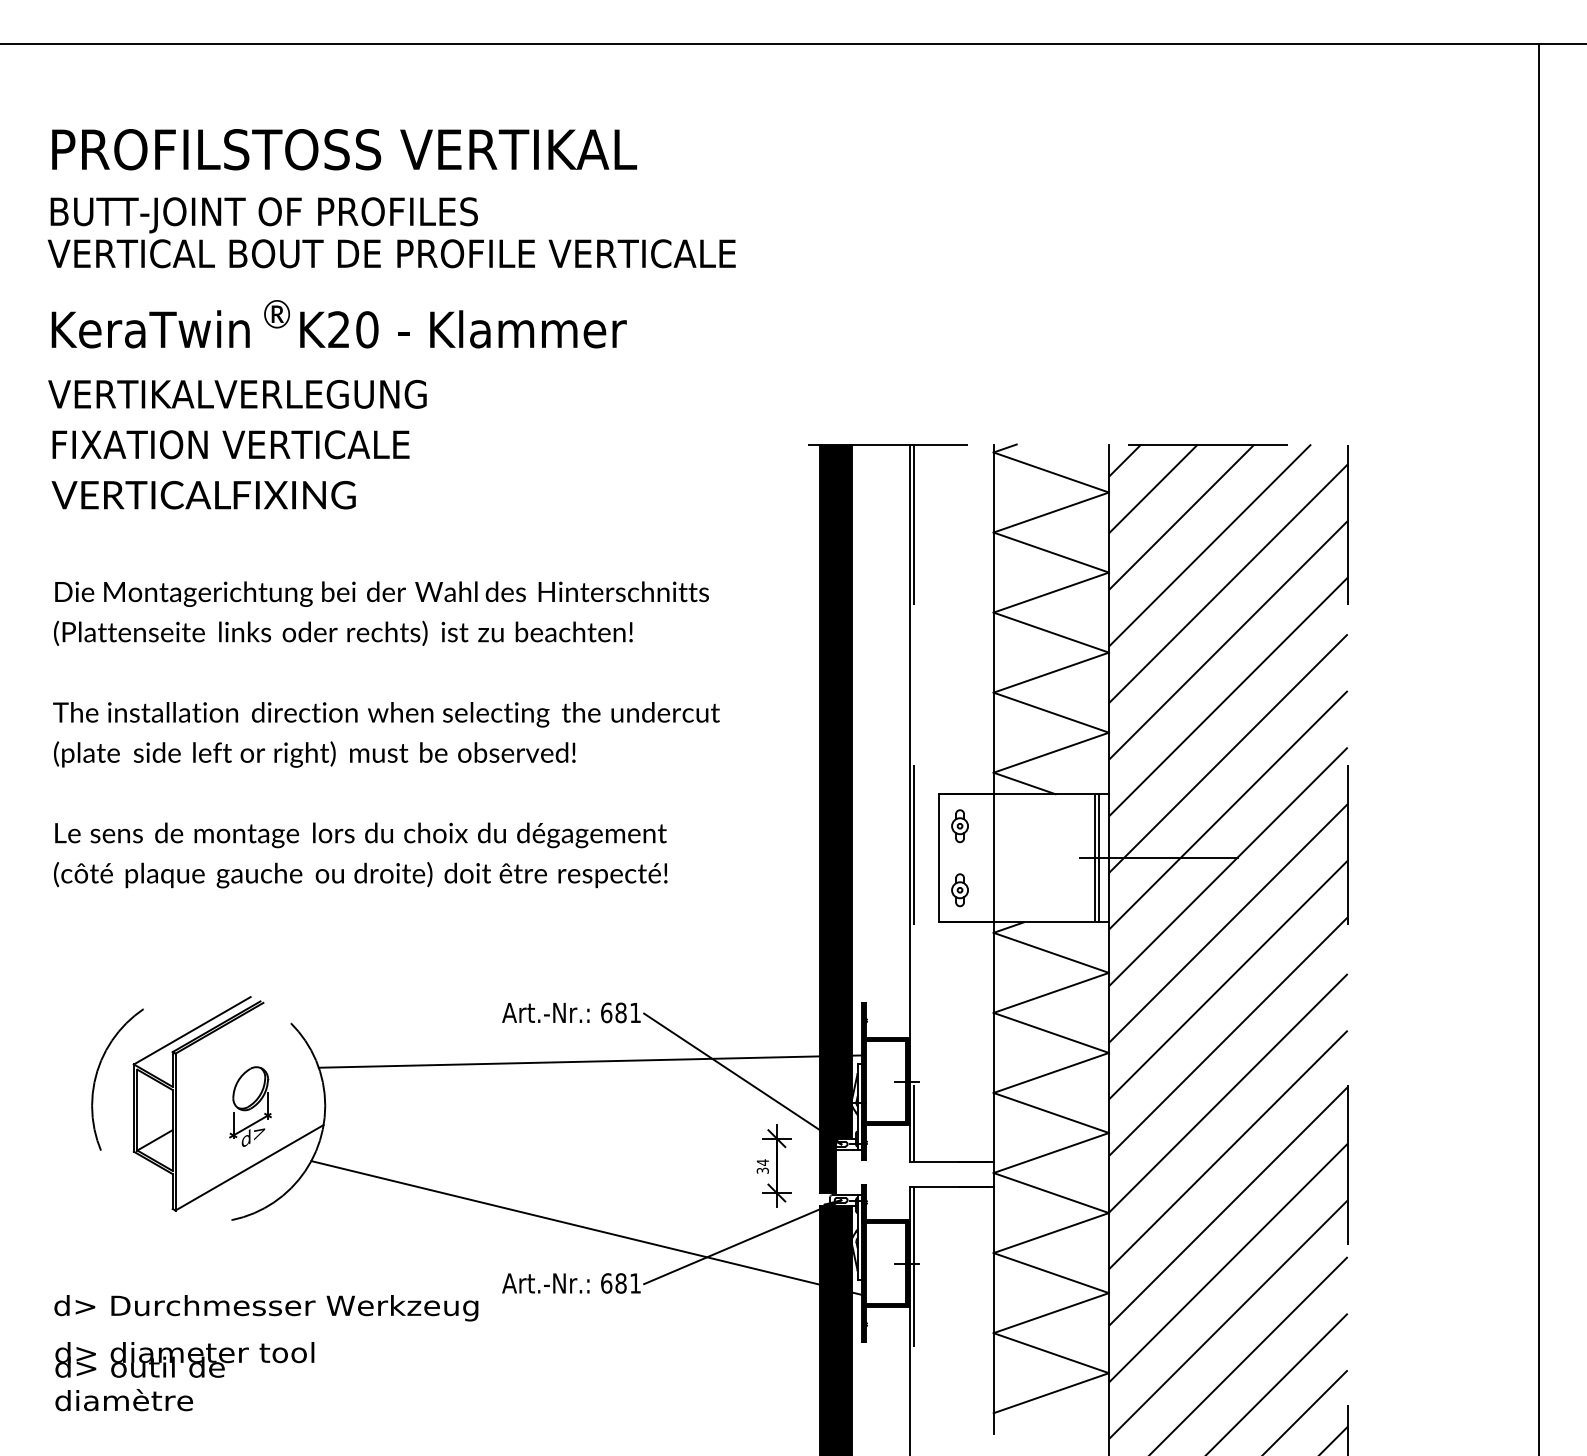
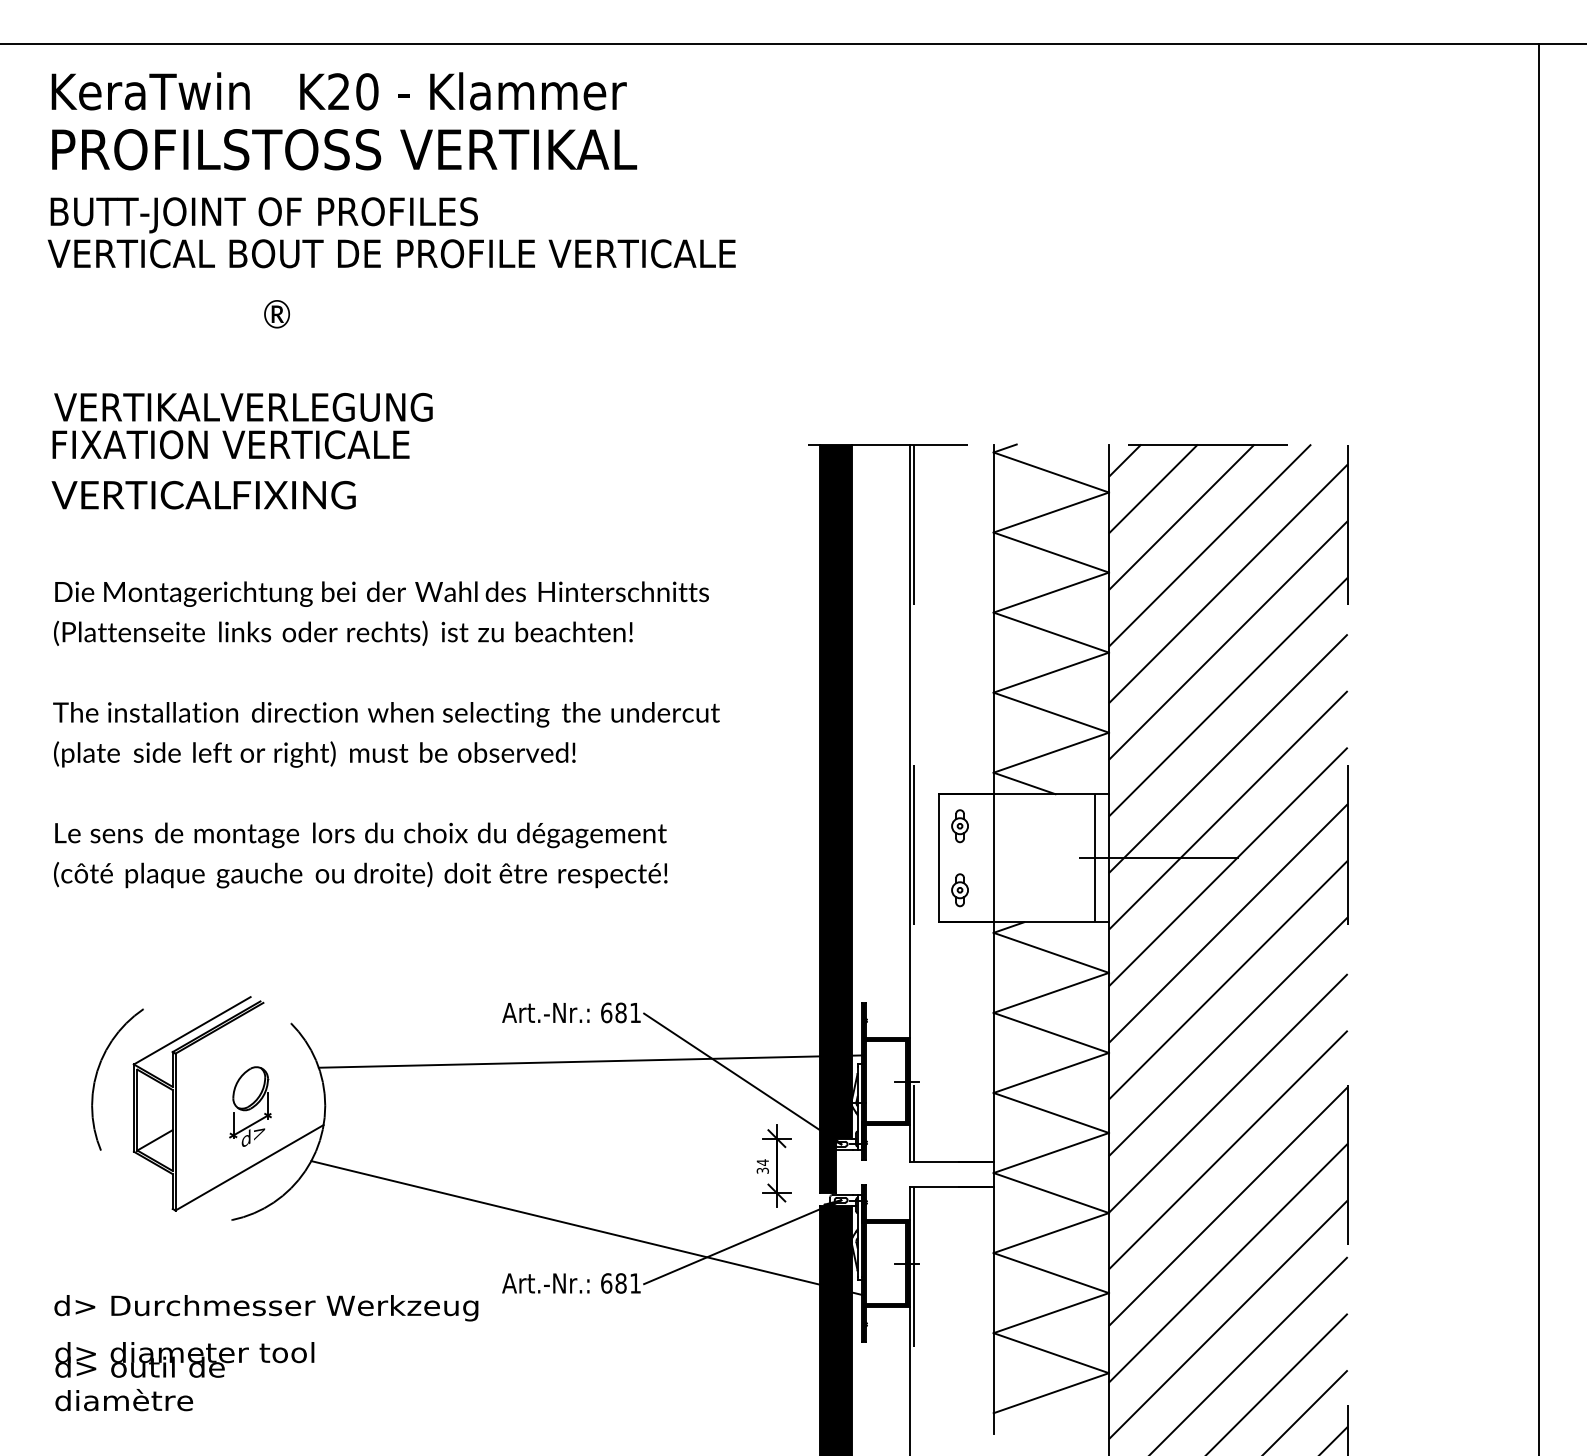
text position: (338, 329) -> (338, 91) (338, 91)
text position: (237, 394) -> (243, 407) (243, 407)
line: present -> none (1099, 858)
